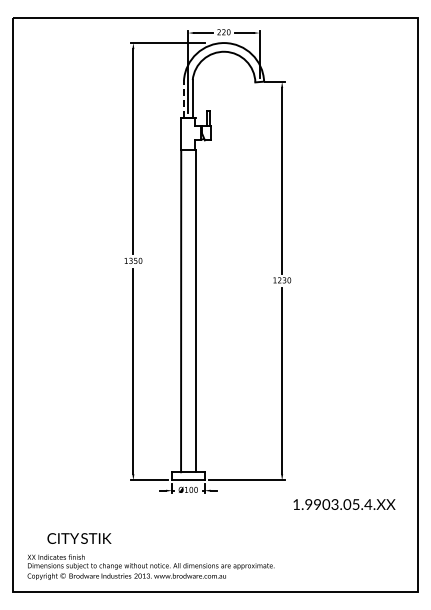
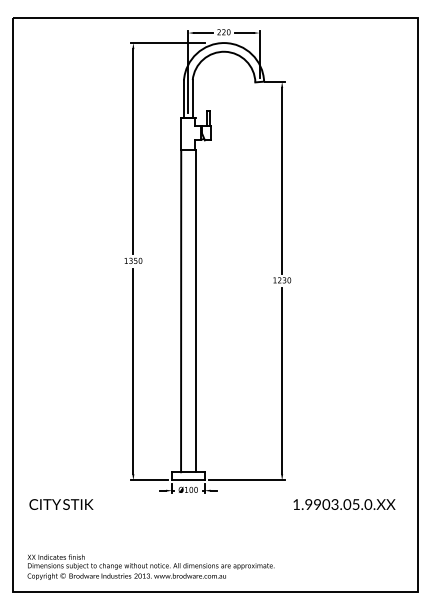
line: dashed -> solid (183, 98)
text: 1.9903.05.4.XX -> 1.9903.05.0.XX (368, 504)
text position: (79, 538) -> (61, 504) (61, 504)
